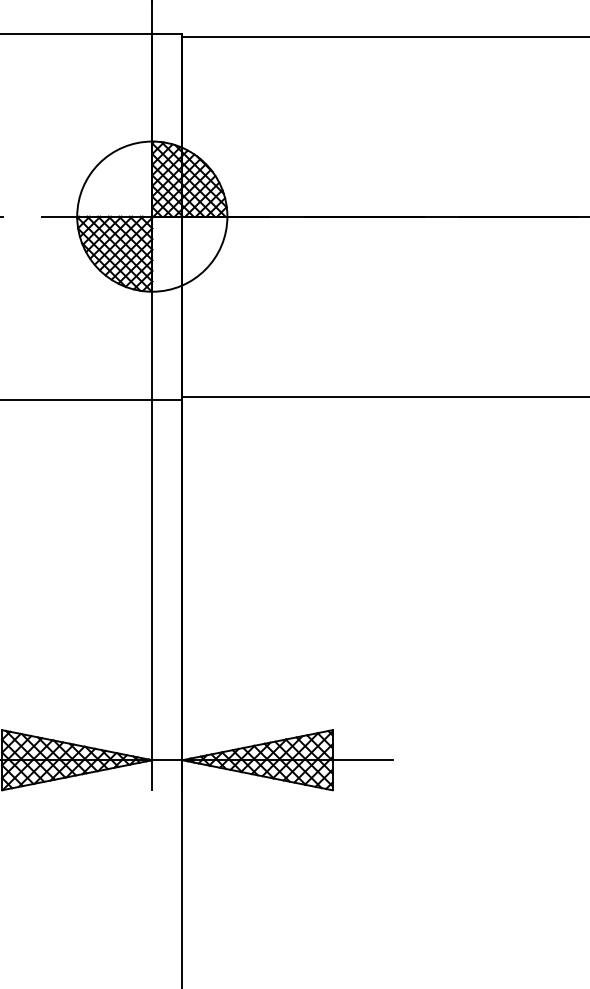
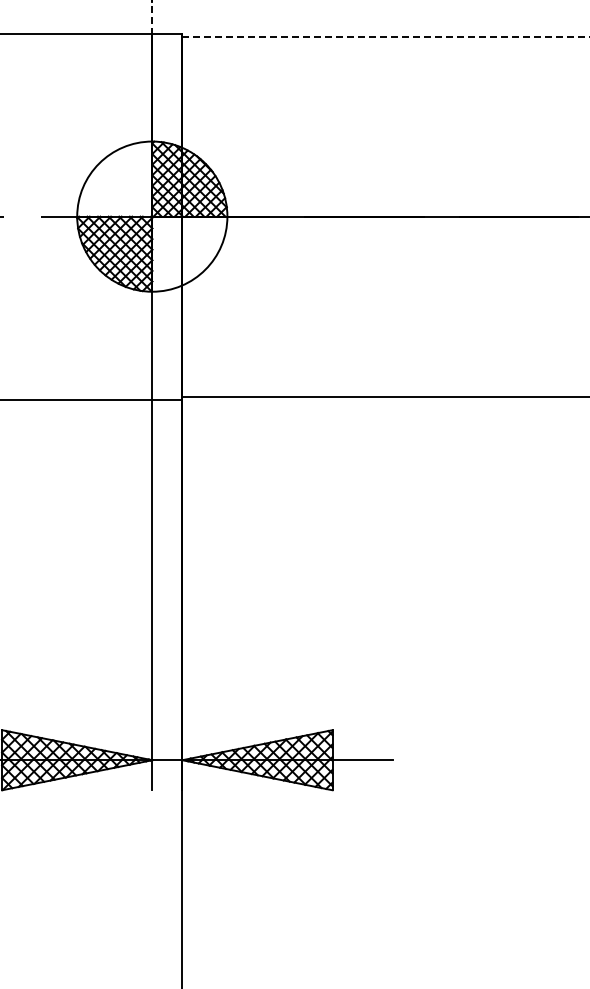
line: solid -> dashed (152, 17)
line: solid -> dashed (386, 36)
